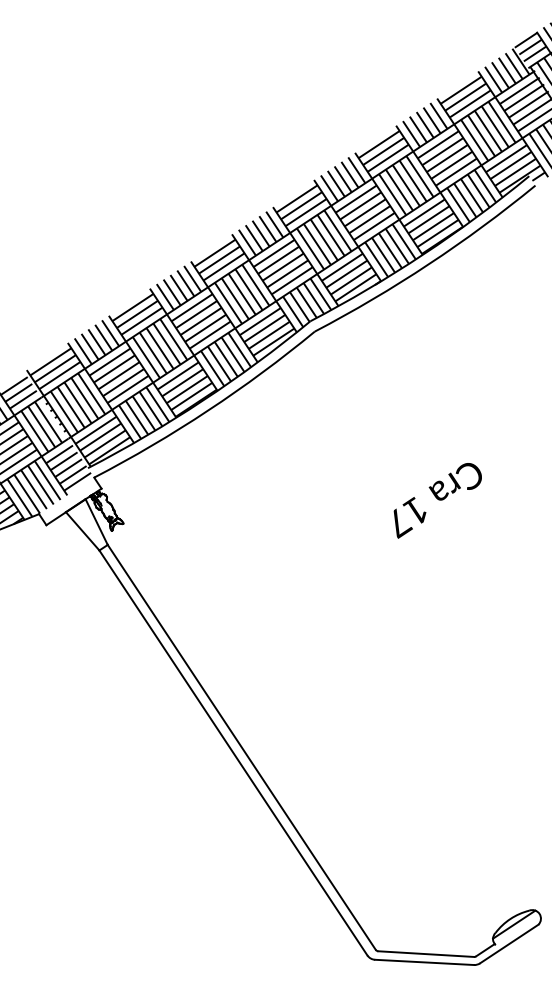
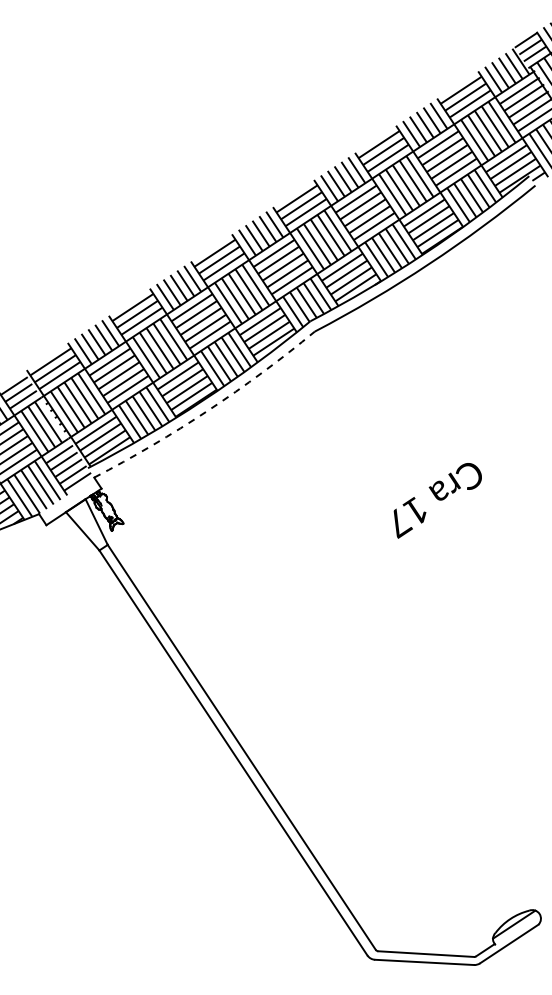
arc: solid -> dashed (208, 410)
